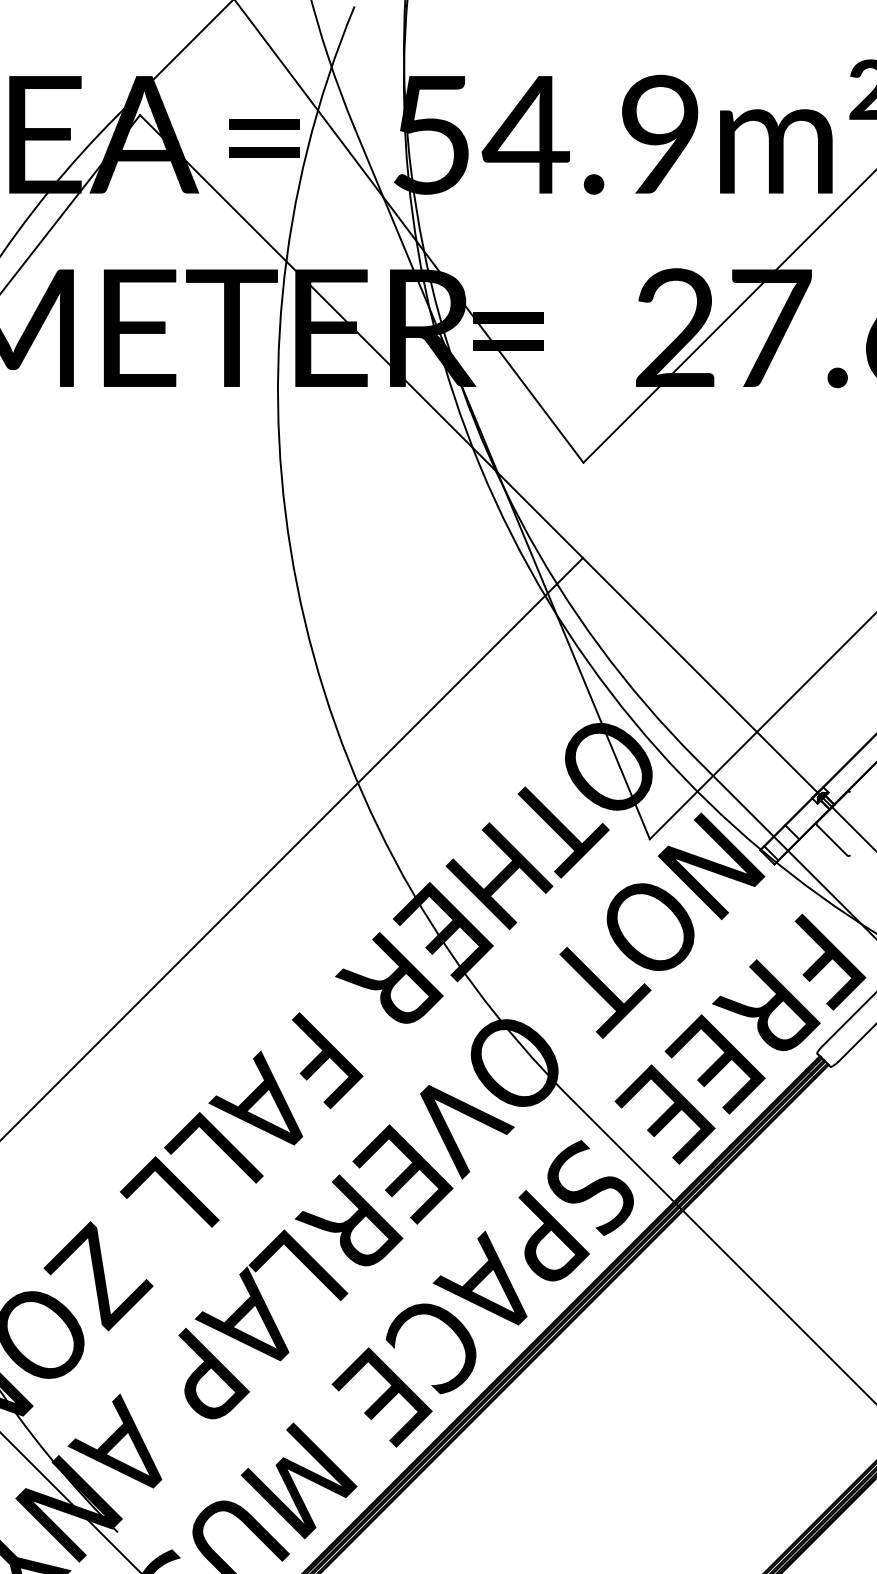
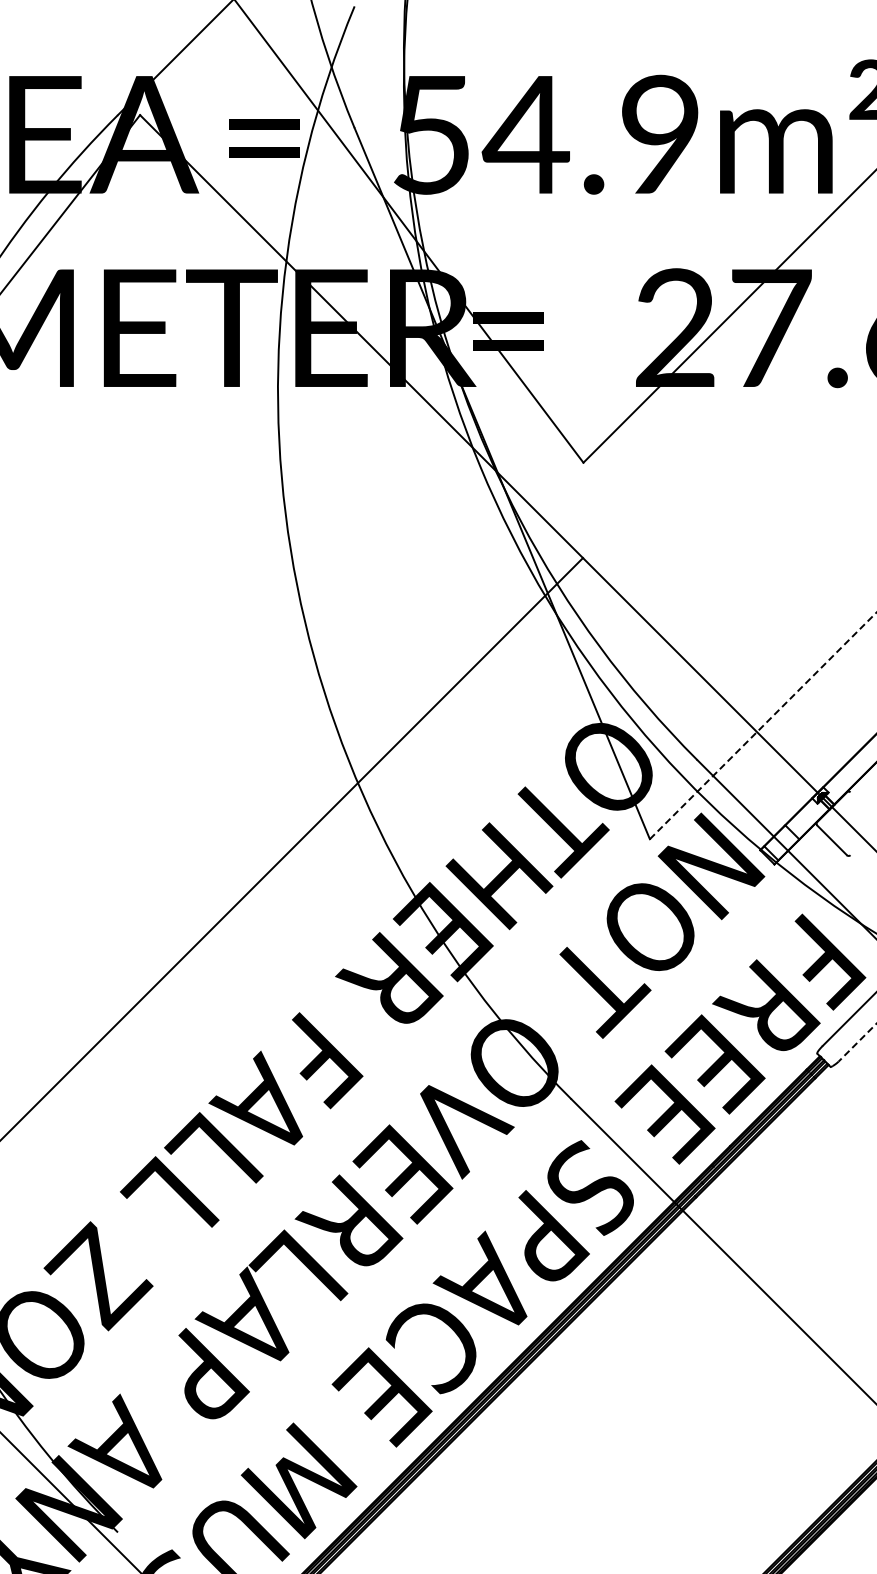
line: solid -> dashed (763, 725)
line: solid -> dashed (857, 1042)
